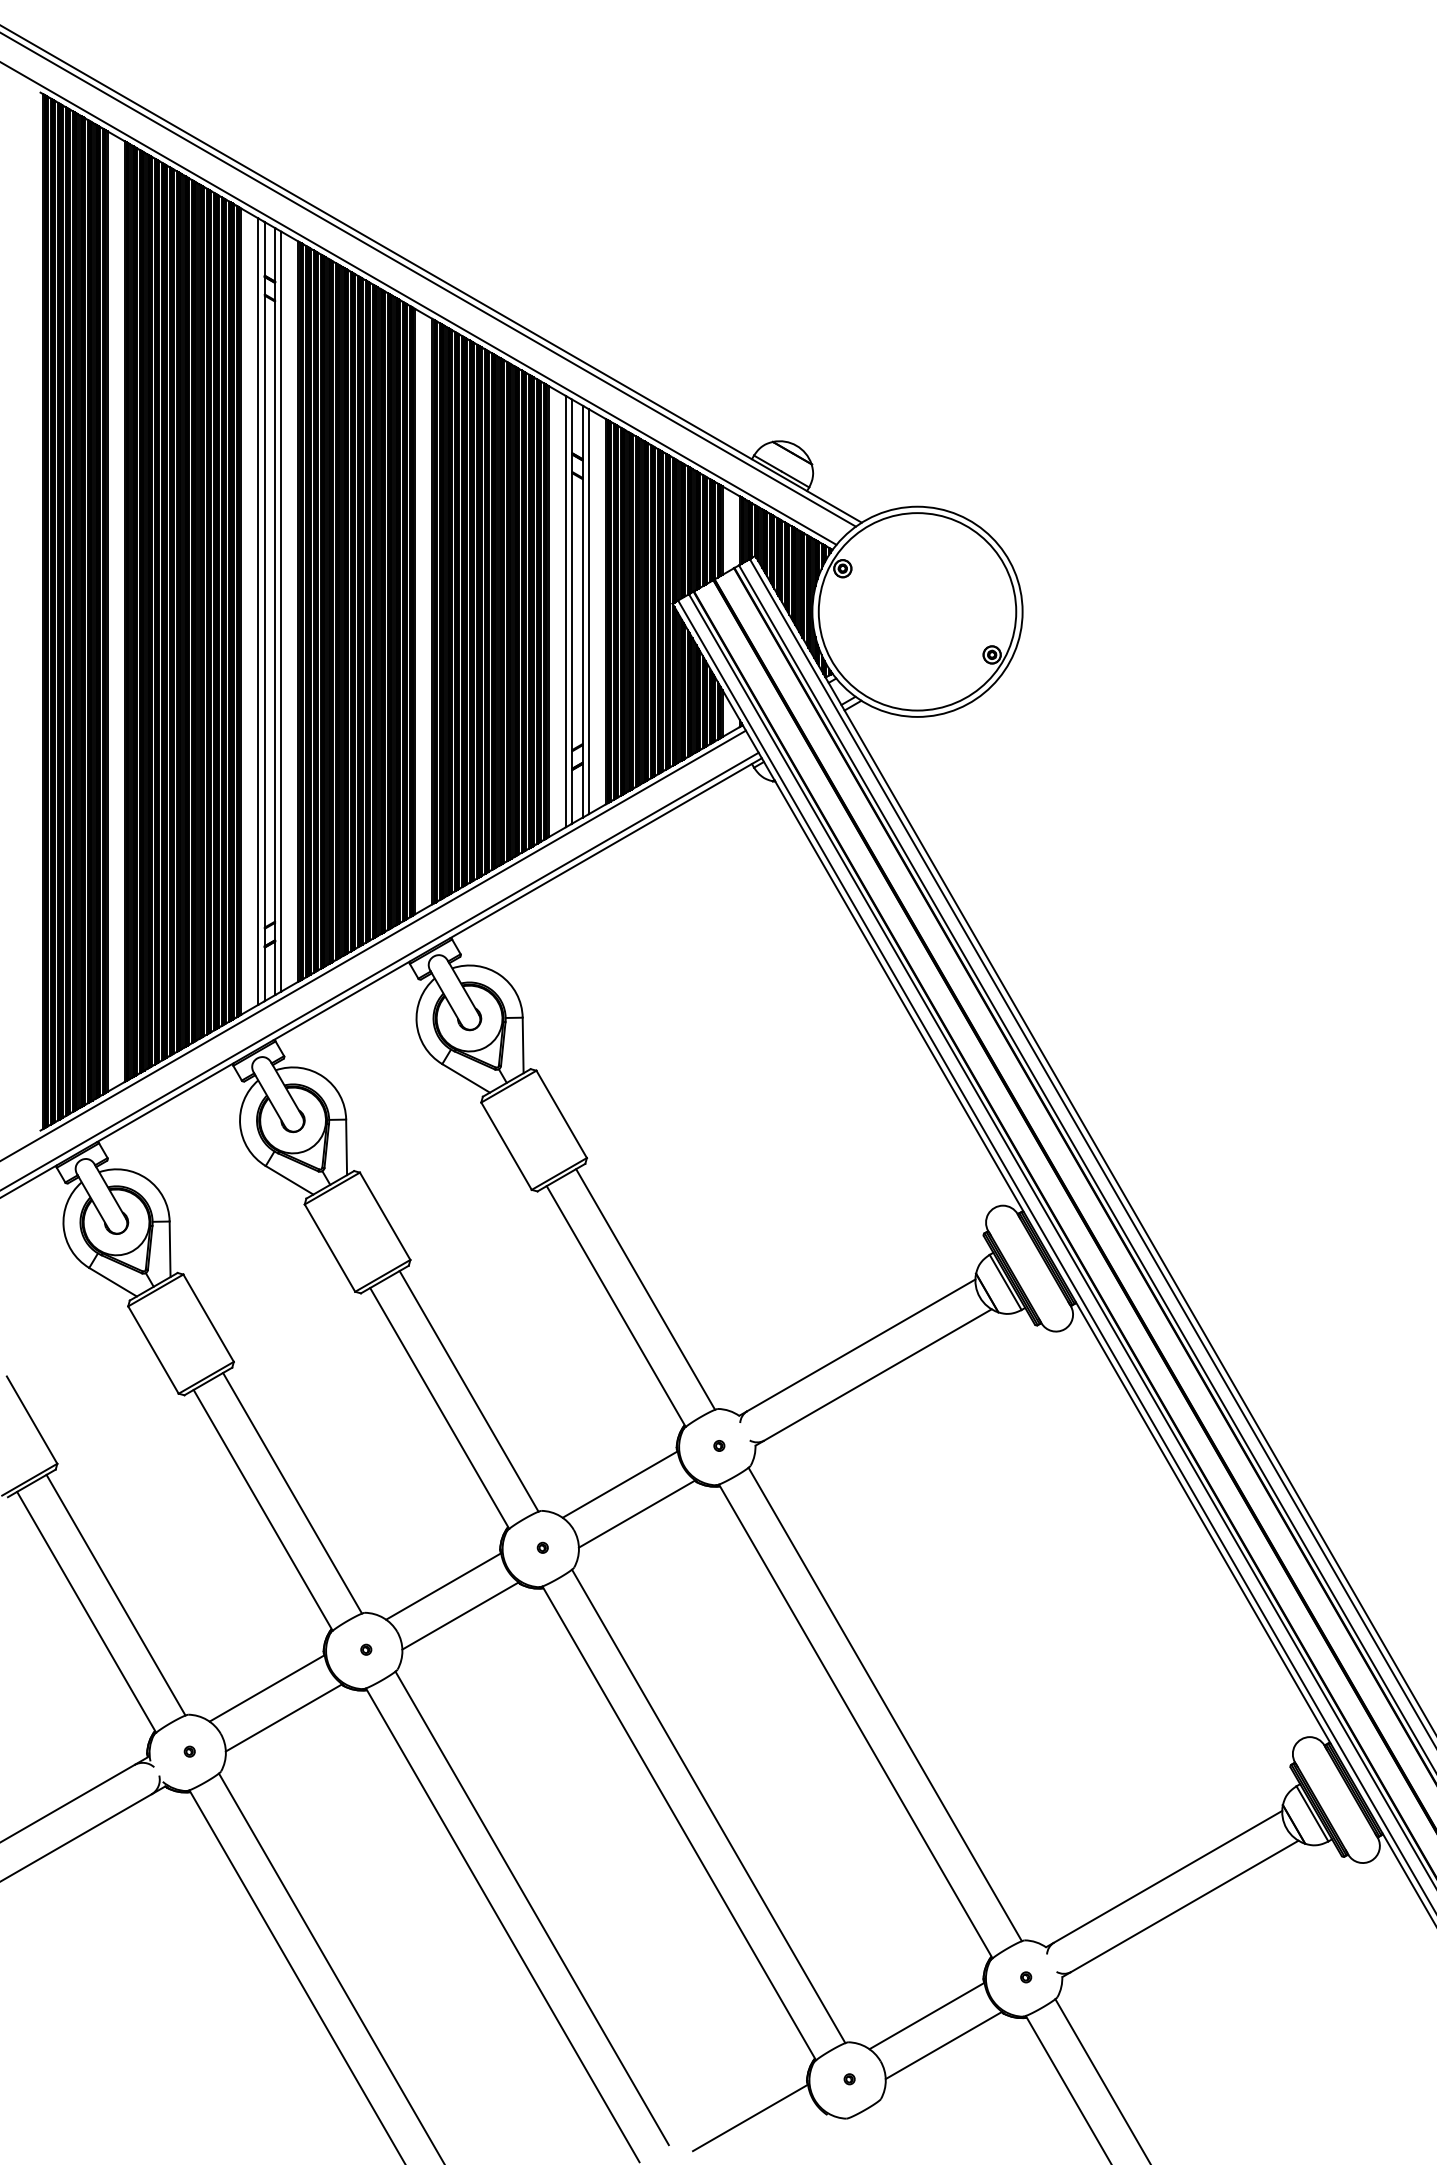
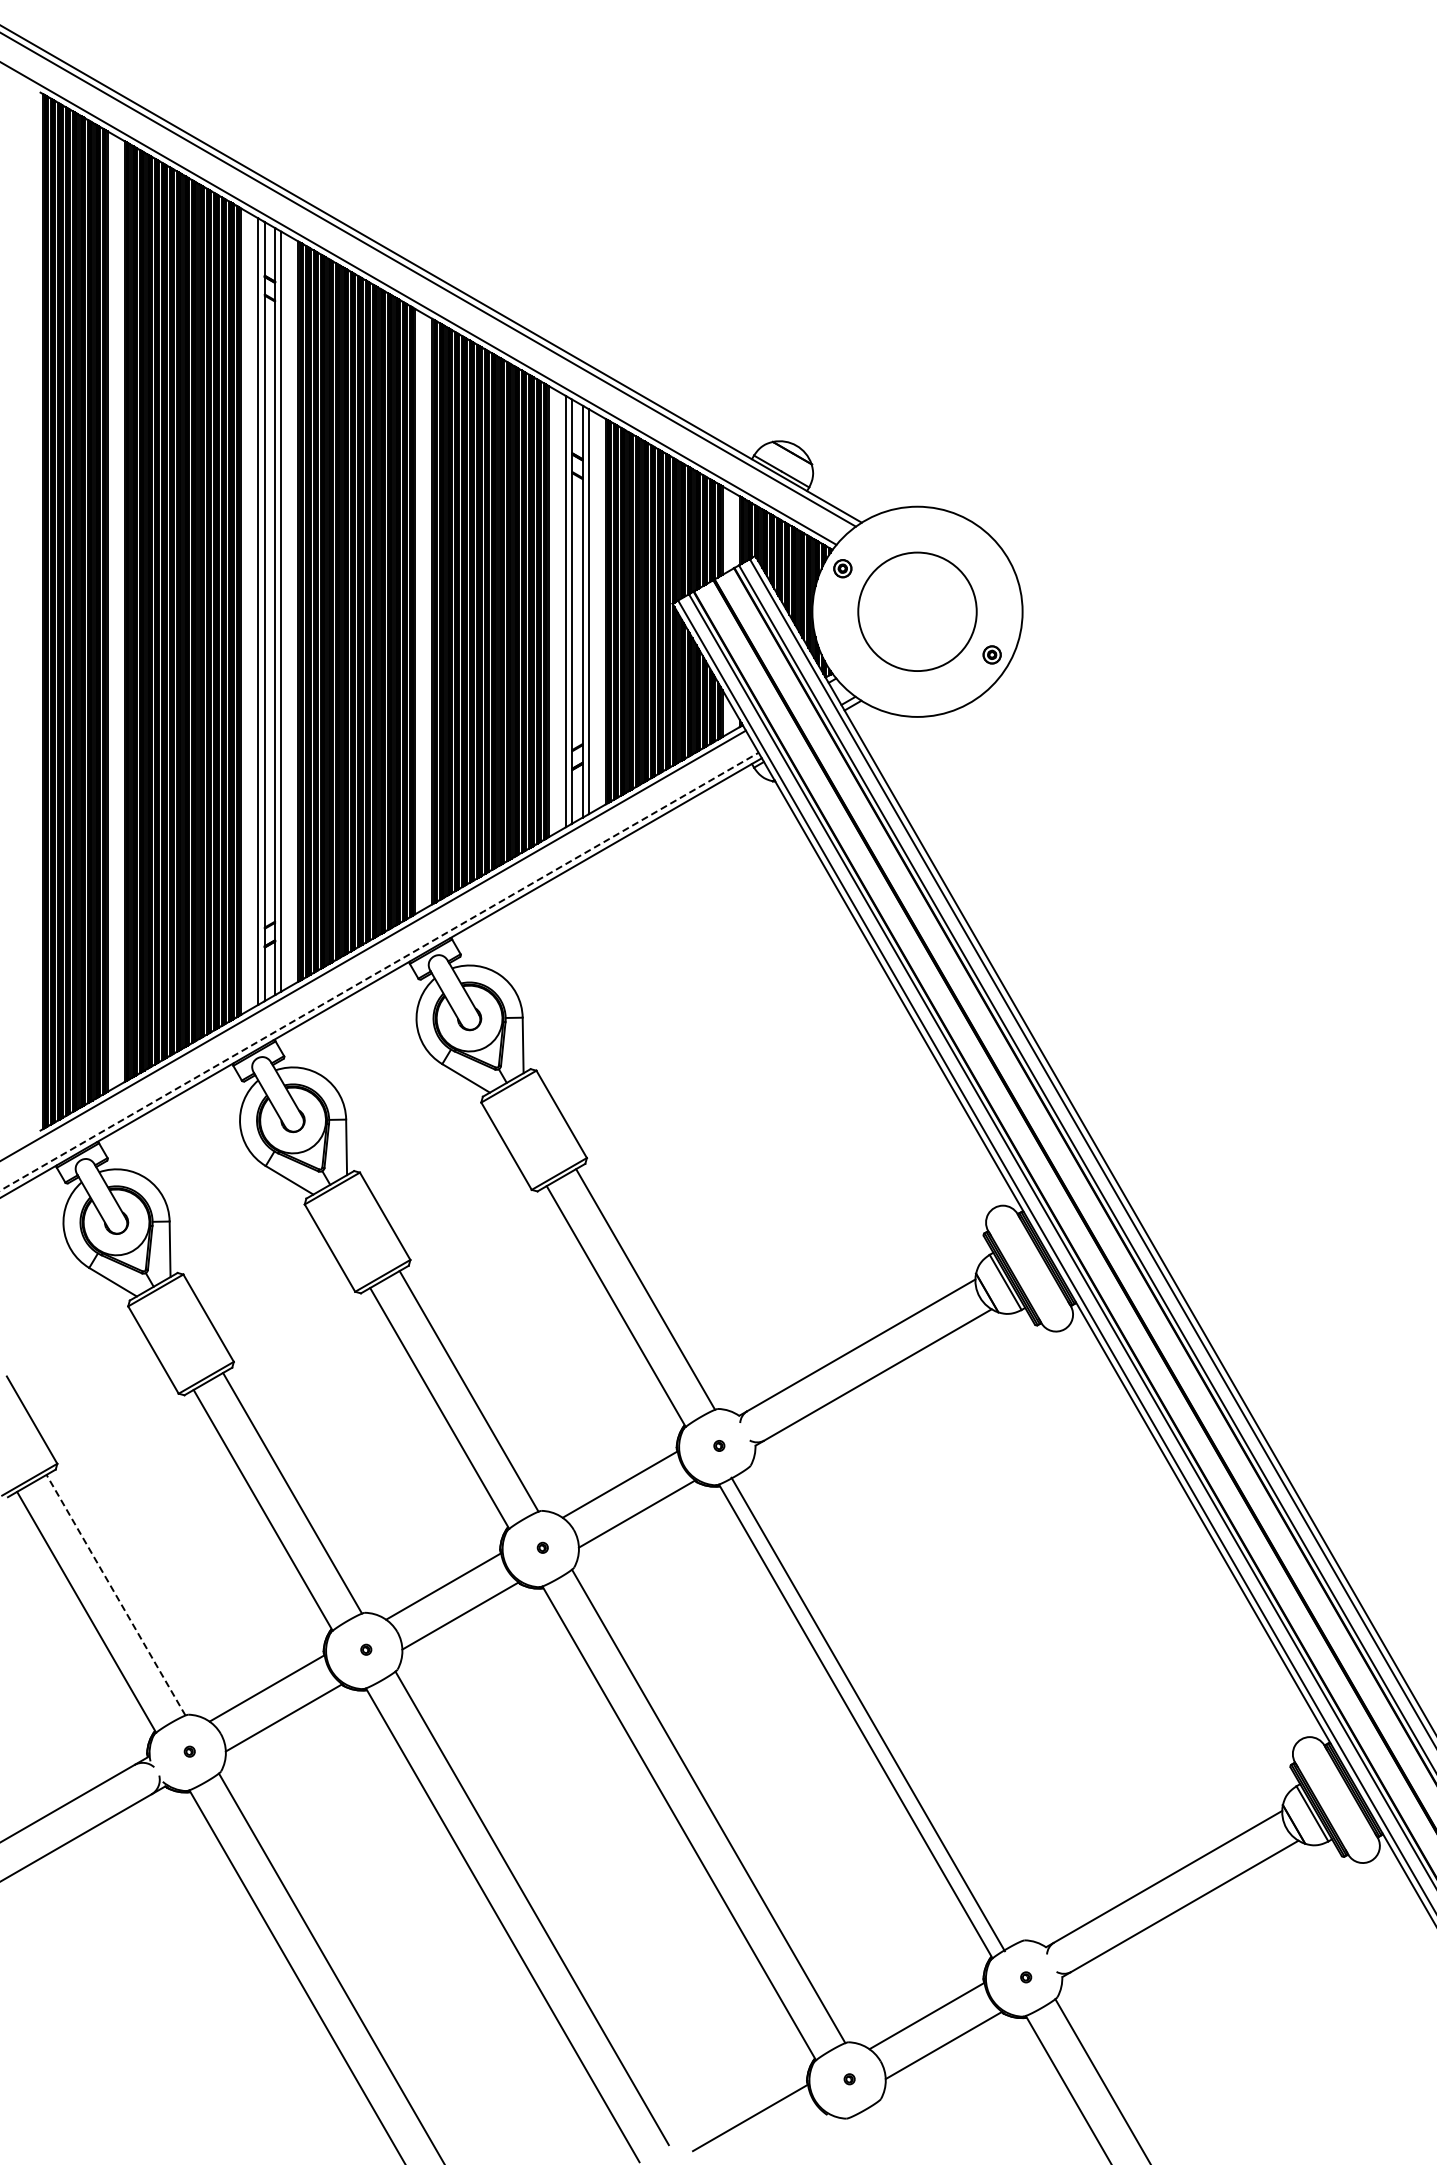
circle diameter: 197 px -> 118 px (917, 611)
line: solid -> dashed (379, 971)
line: solid -> dashed (116, 1595)
line position: (884, 1704) -> (867, 1714) (867, 1714)
